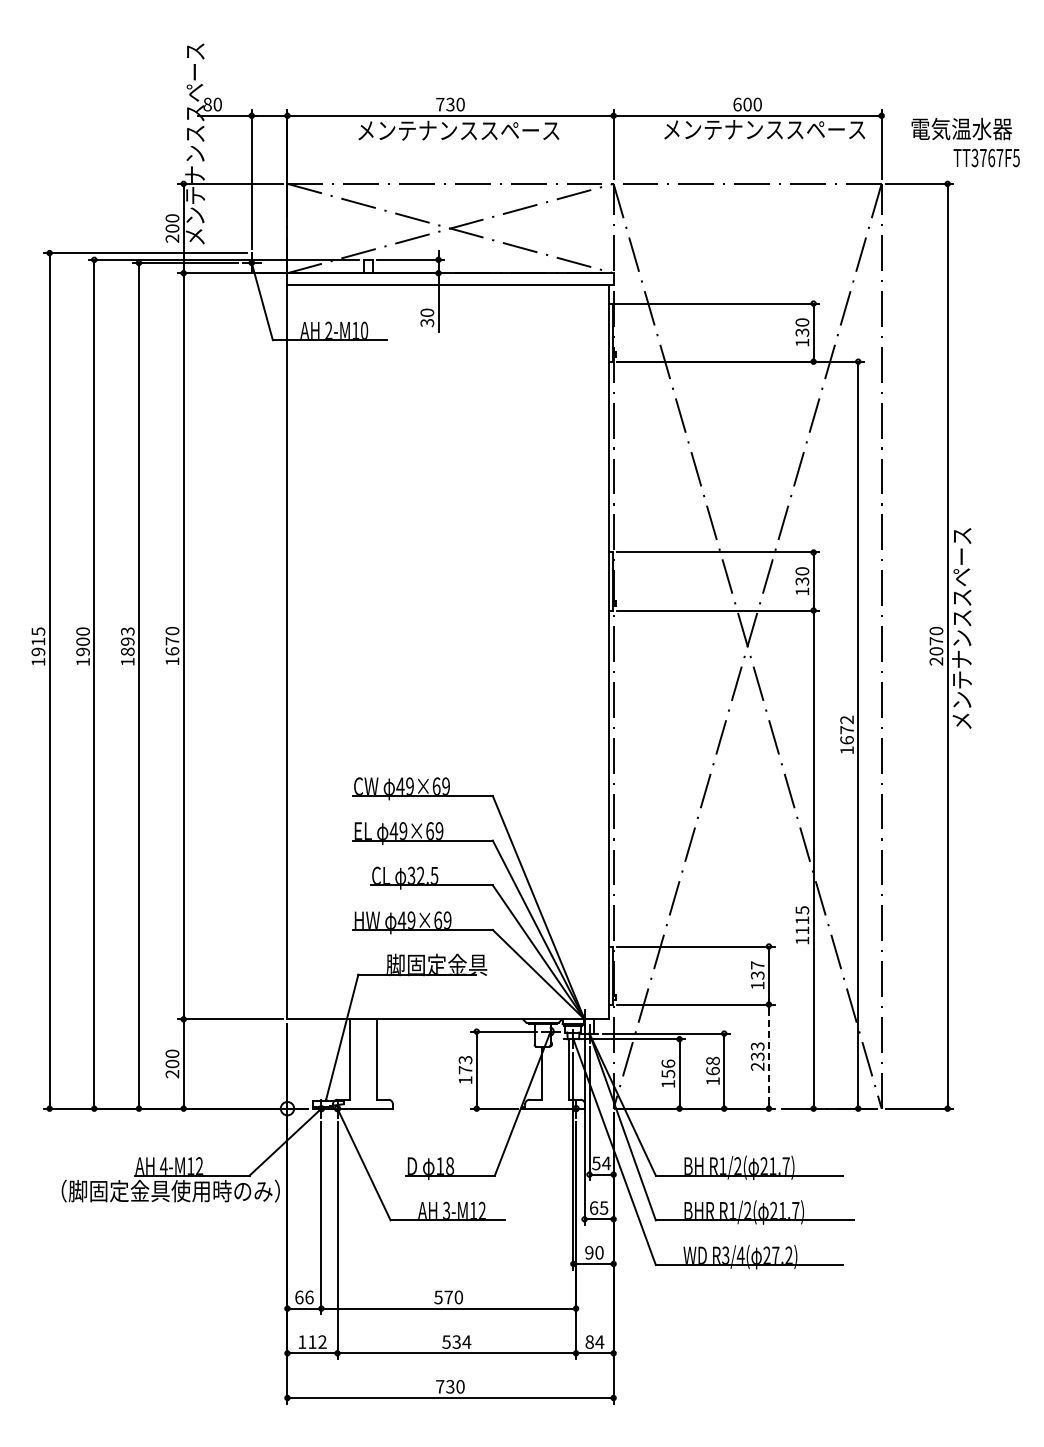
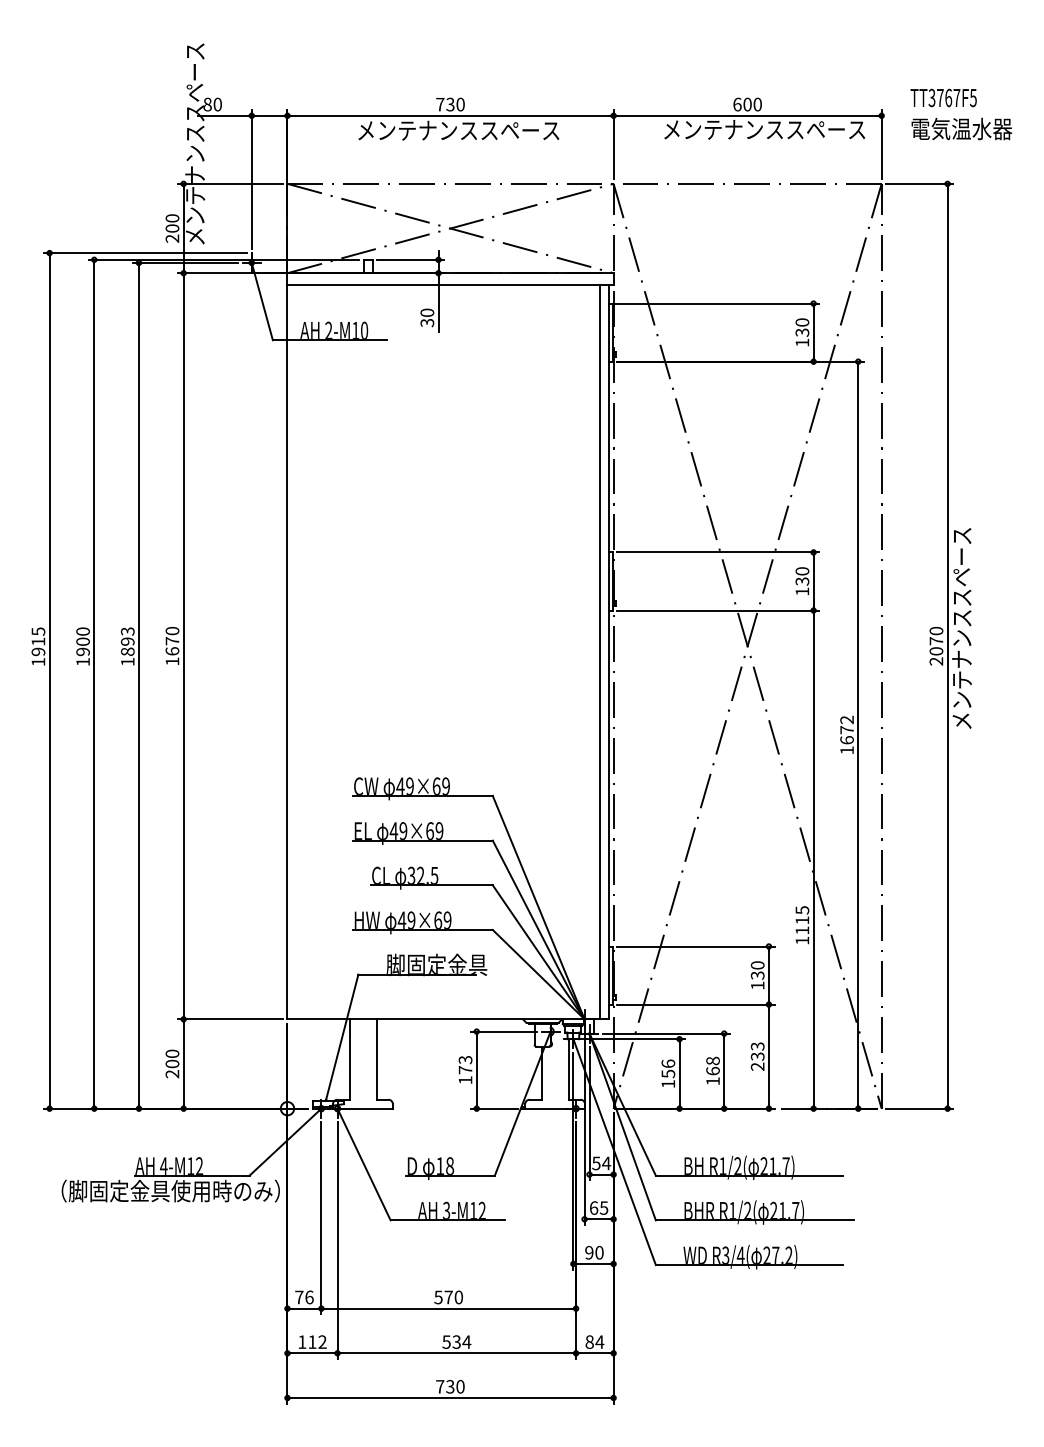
text position: (986, 157) -> (943, 97) (943, 97)
line: none -> present (600, 652)
text: 137 -> 130 (757, 965)
line: dashed -> solid (768, 1056)
text: 66 -> 76 (299, 1297)
